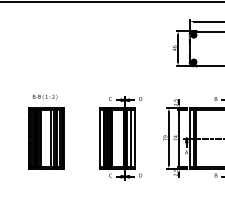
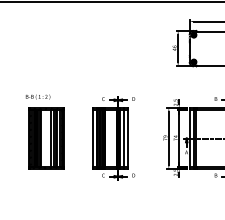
text position: (44, 96) -> (37, 96) (37, 96)
part position: (120, 138) -> (113, 138) (113, 138)
